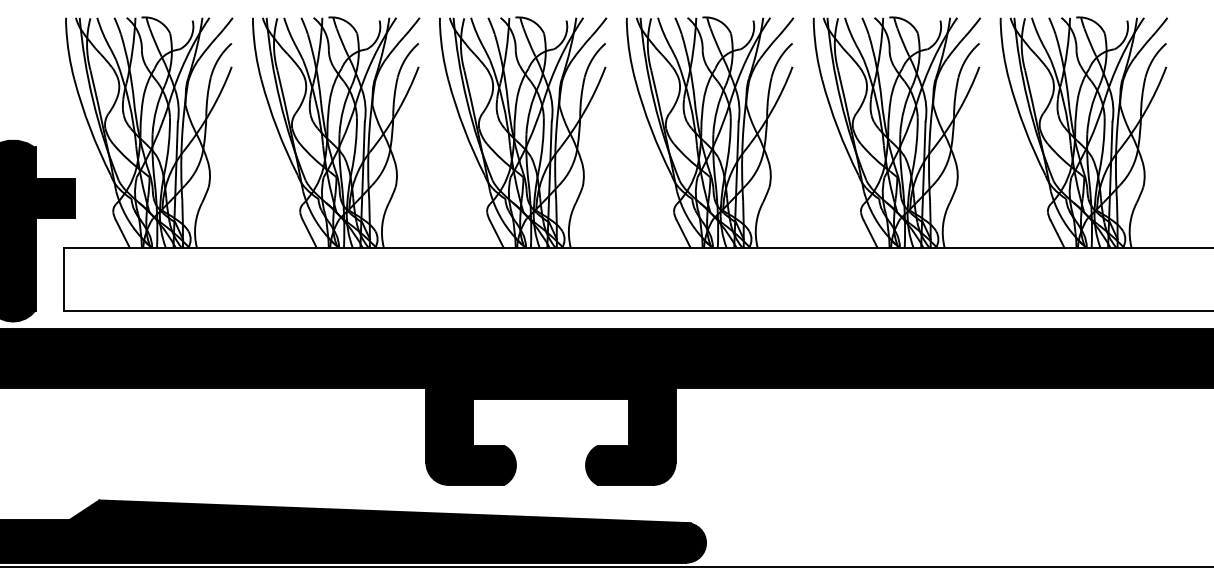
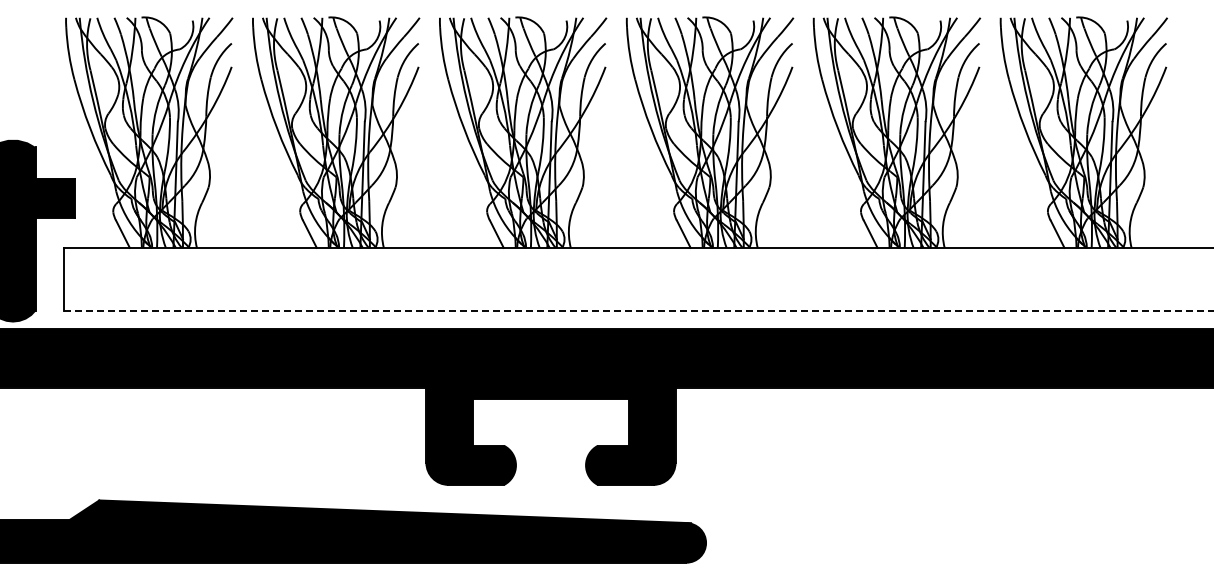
line: solid -> dashed (639, 310)
line: present -> none (606, 566)
